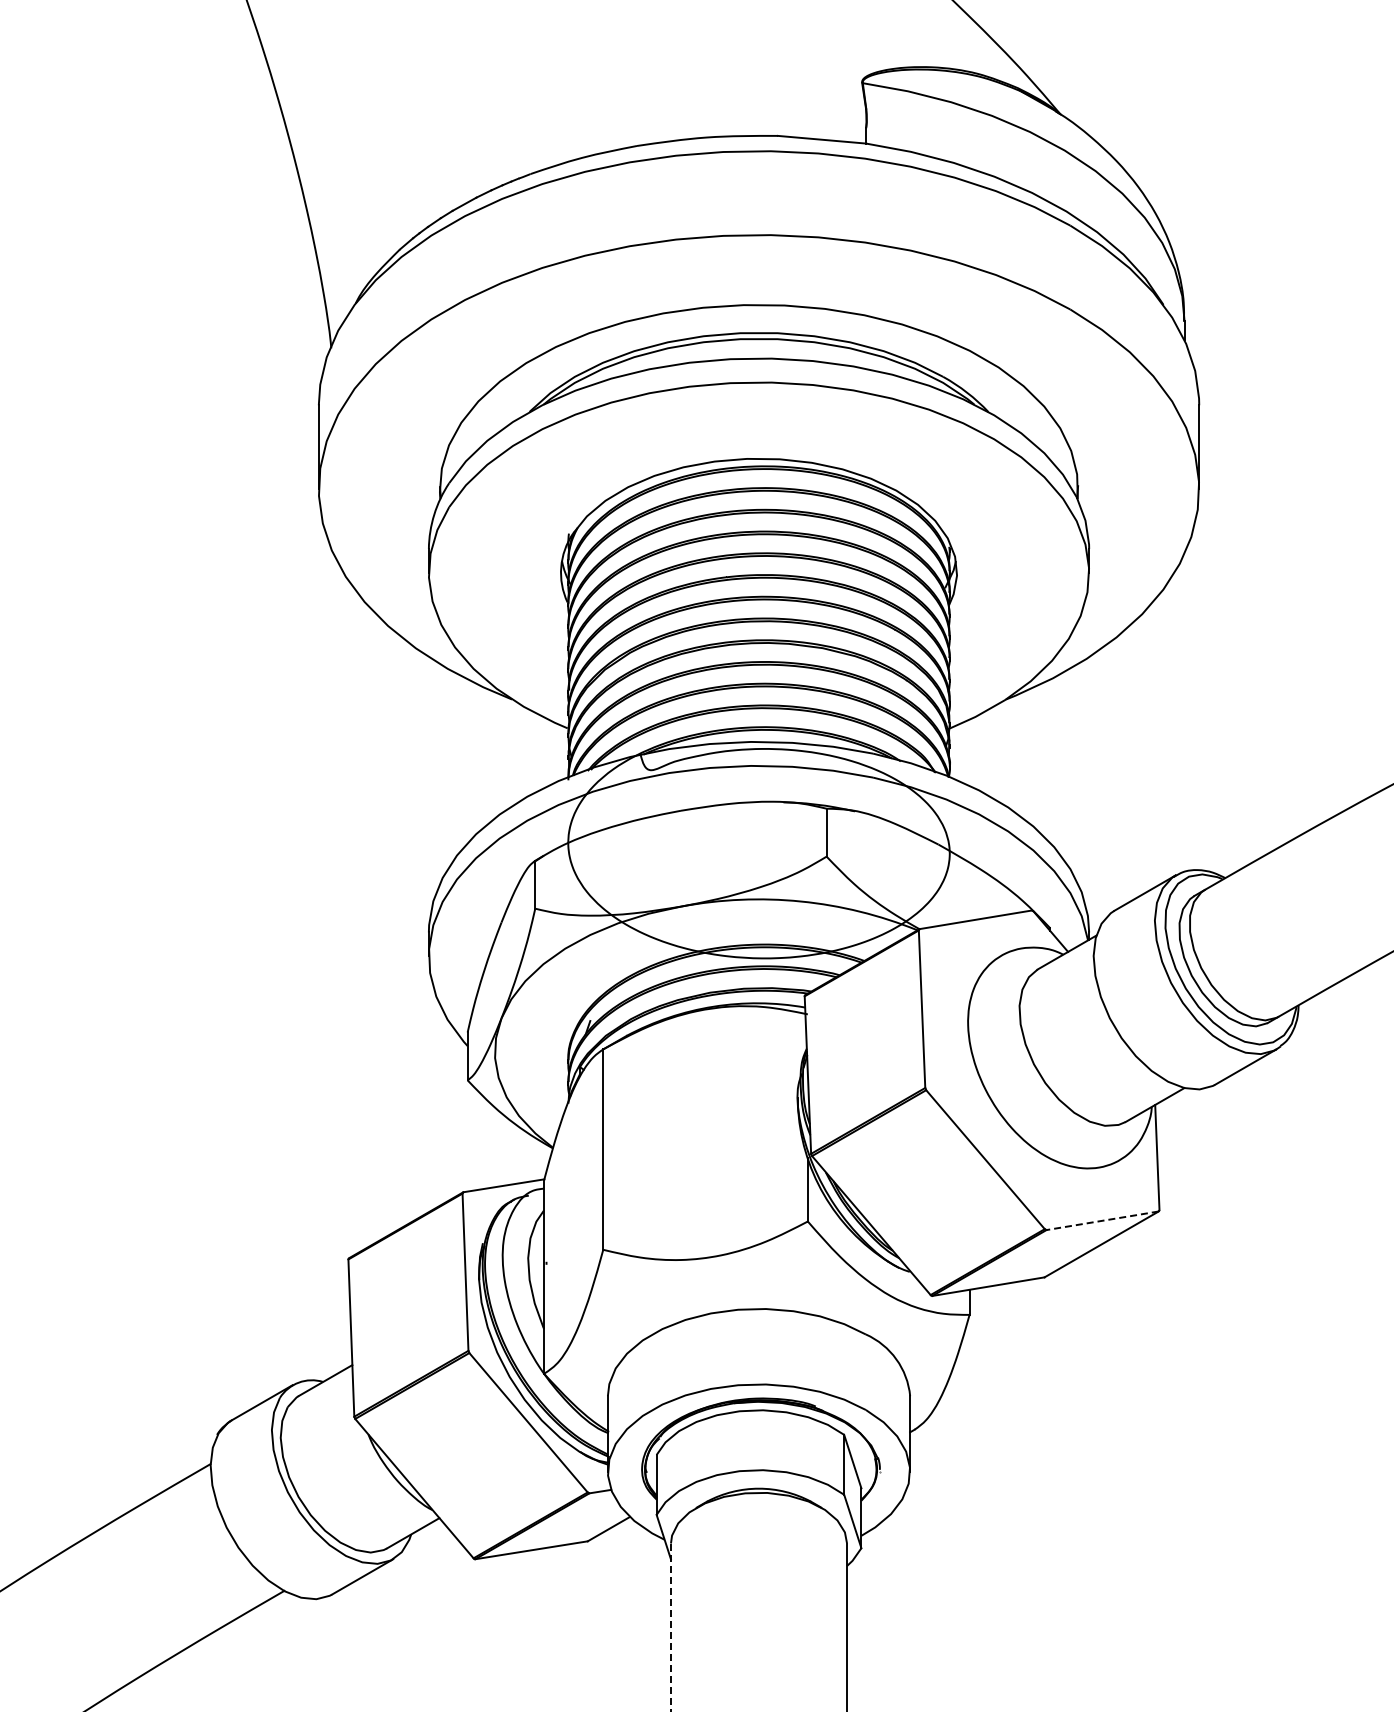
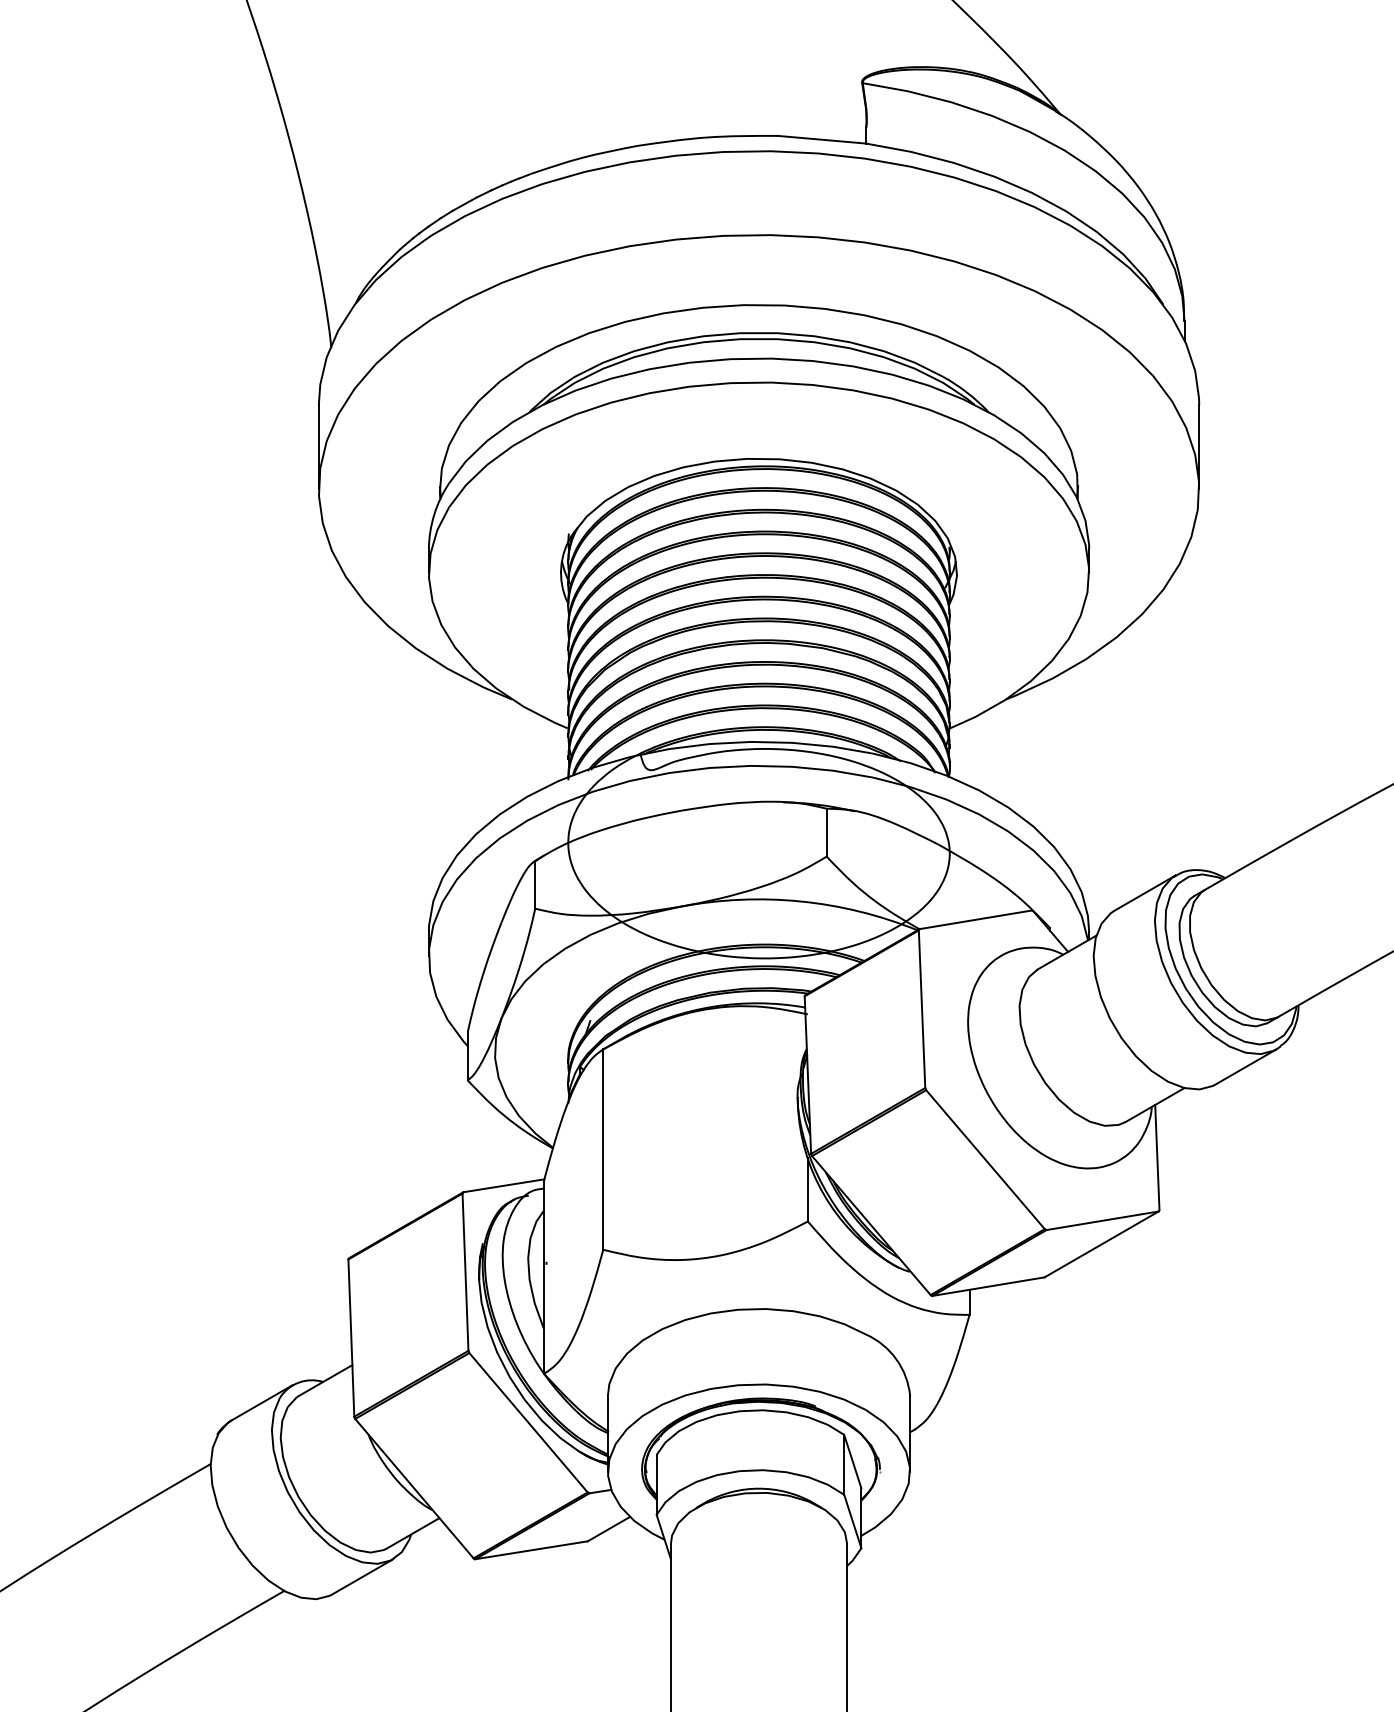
line: dashed -> solid (1102, 1220)
line: dashed -> solid (670, 1627)
